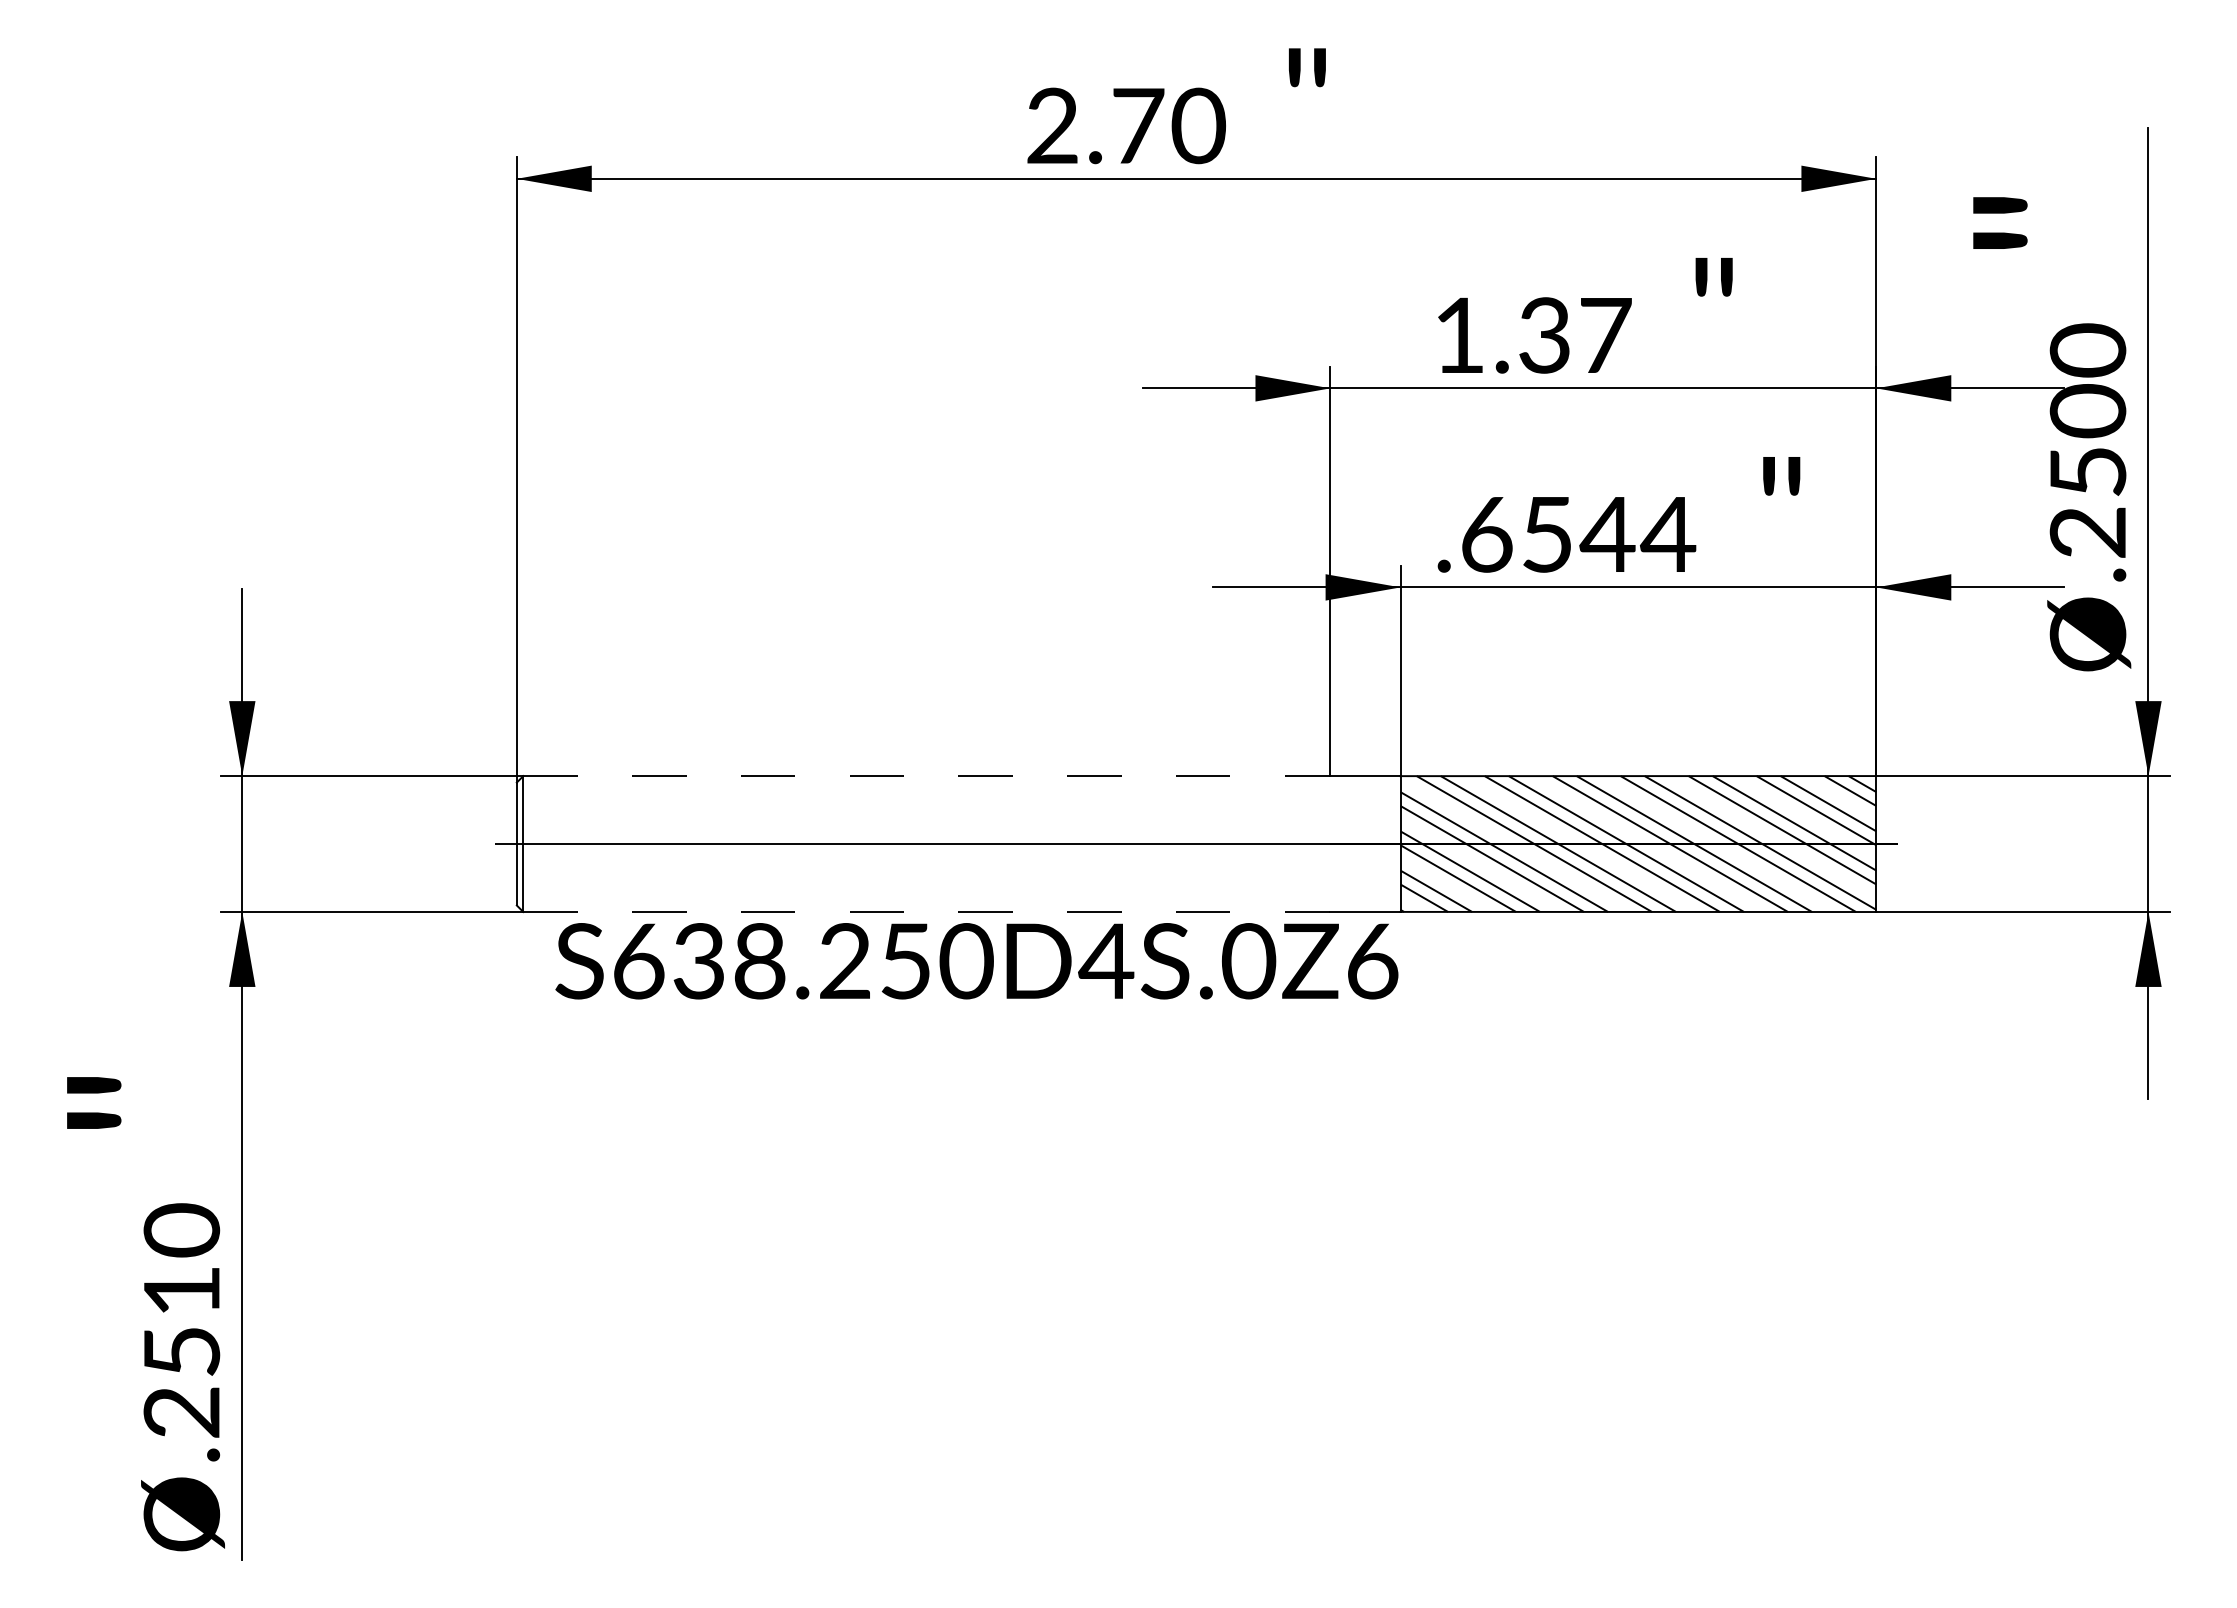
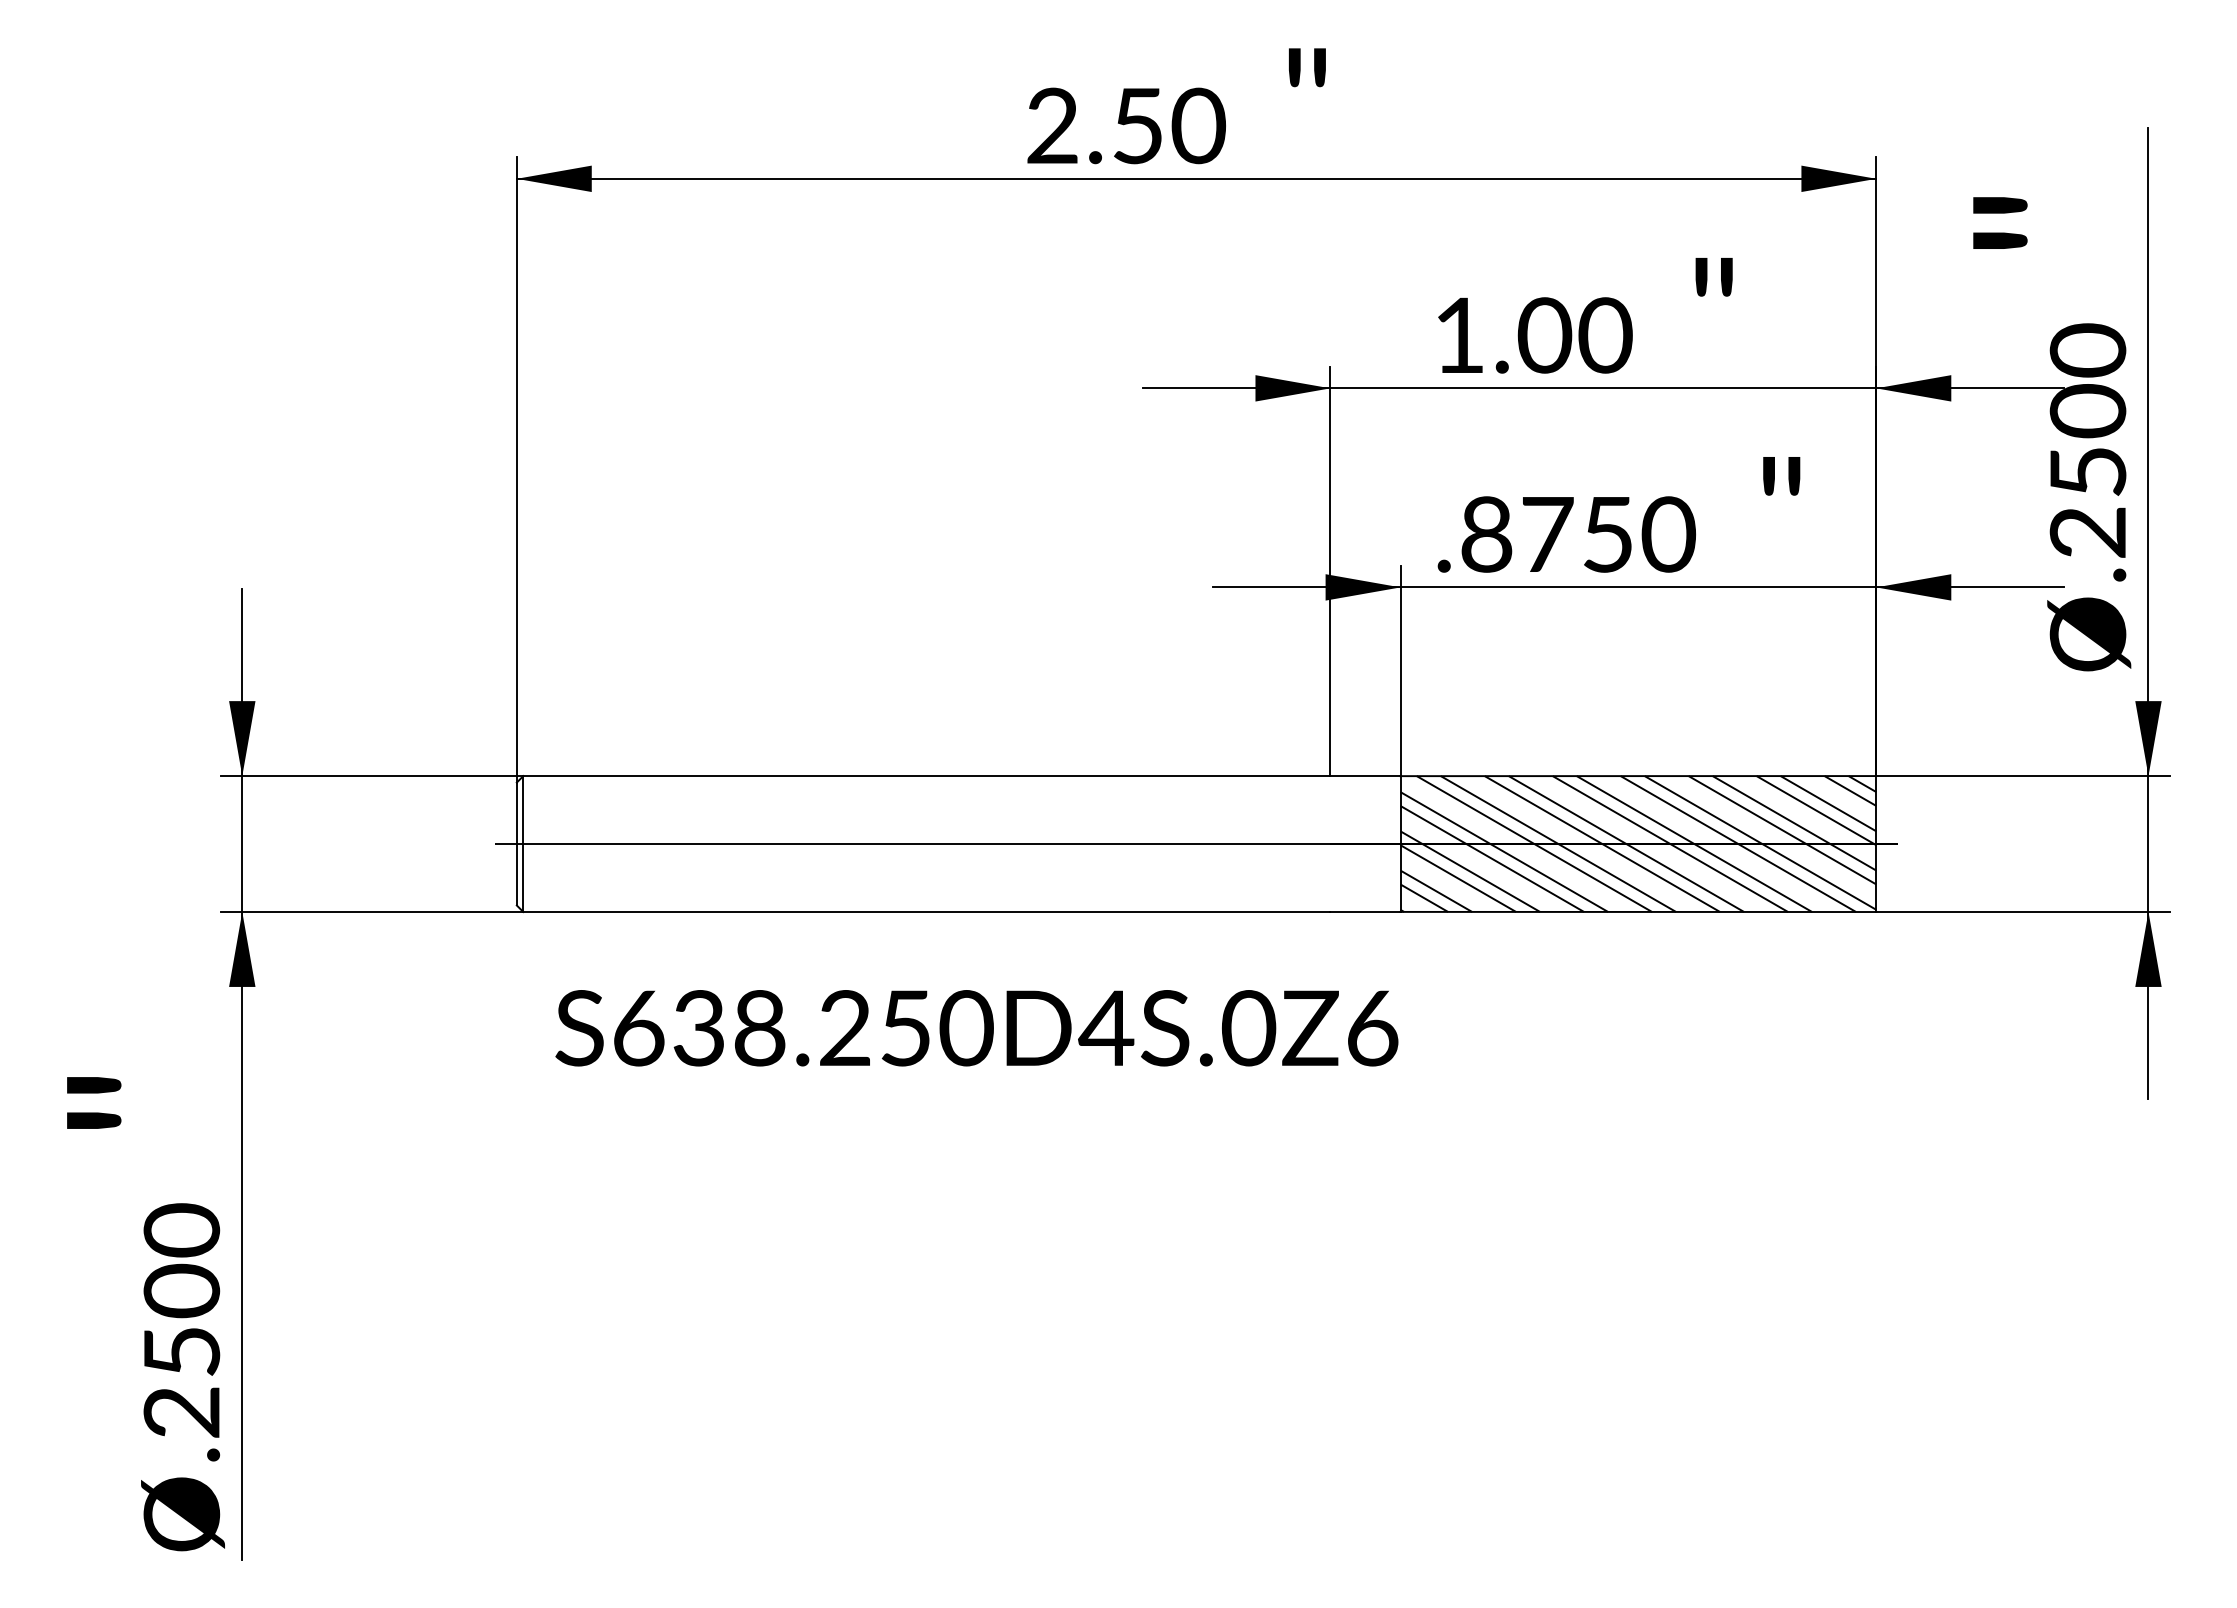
text: 2.70 -> 2.50 (1138, 126)
text: 1.37 -> 1.00 (1574, 335)
text: .6544 -> .8750 (1578, 534)
line: dashed -> solid (926, 776)
line: dashed -> solid (926, 912)
text position: (976, 961) -> (976, 1028) (976, 1028)
text: .2510 -> .2500 (181, 1290)
